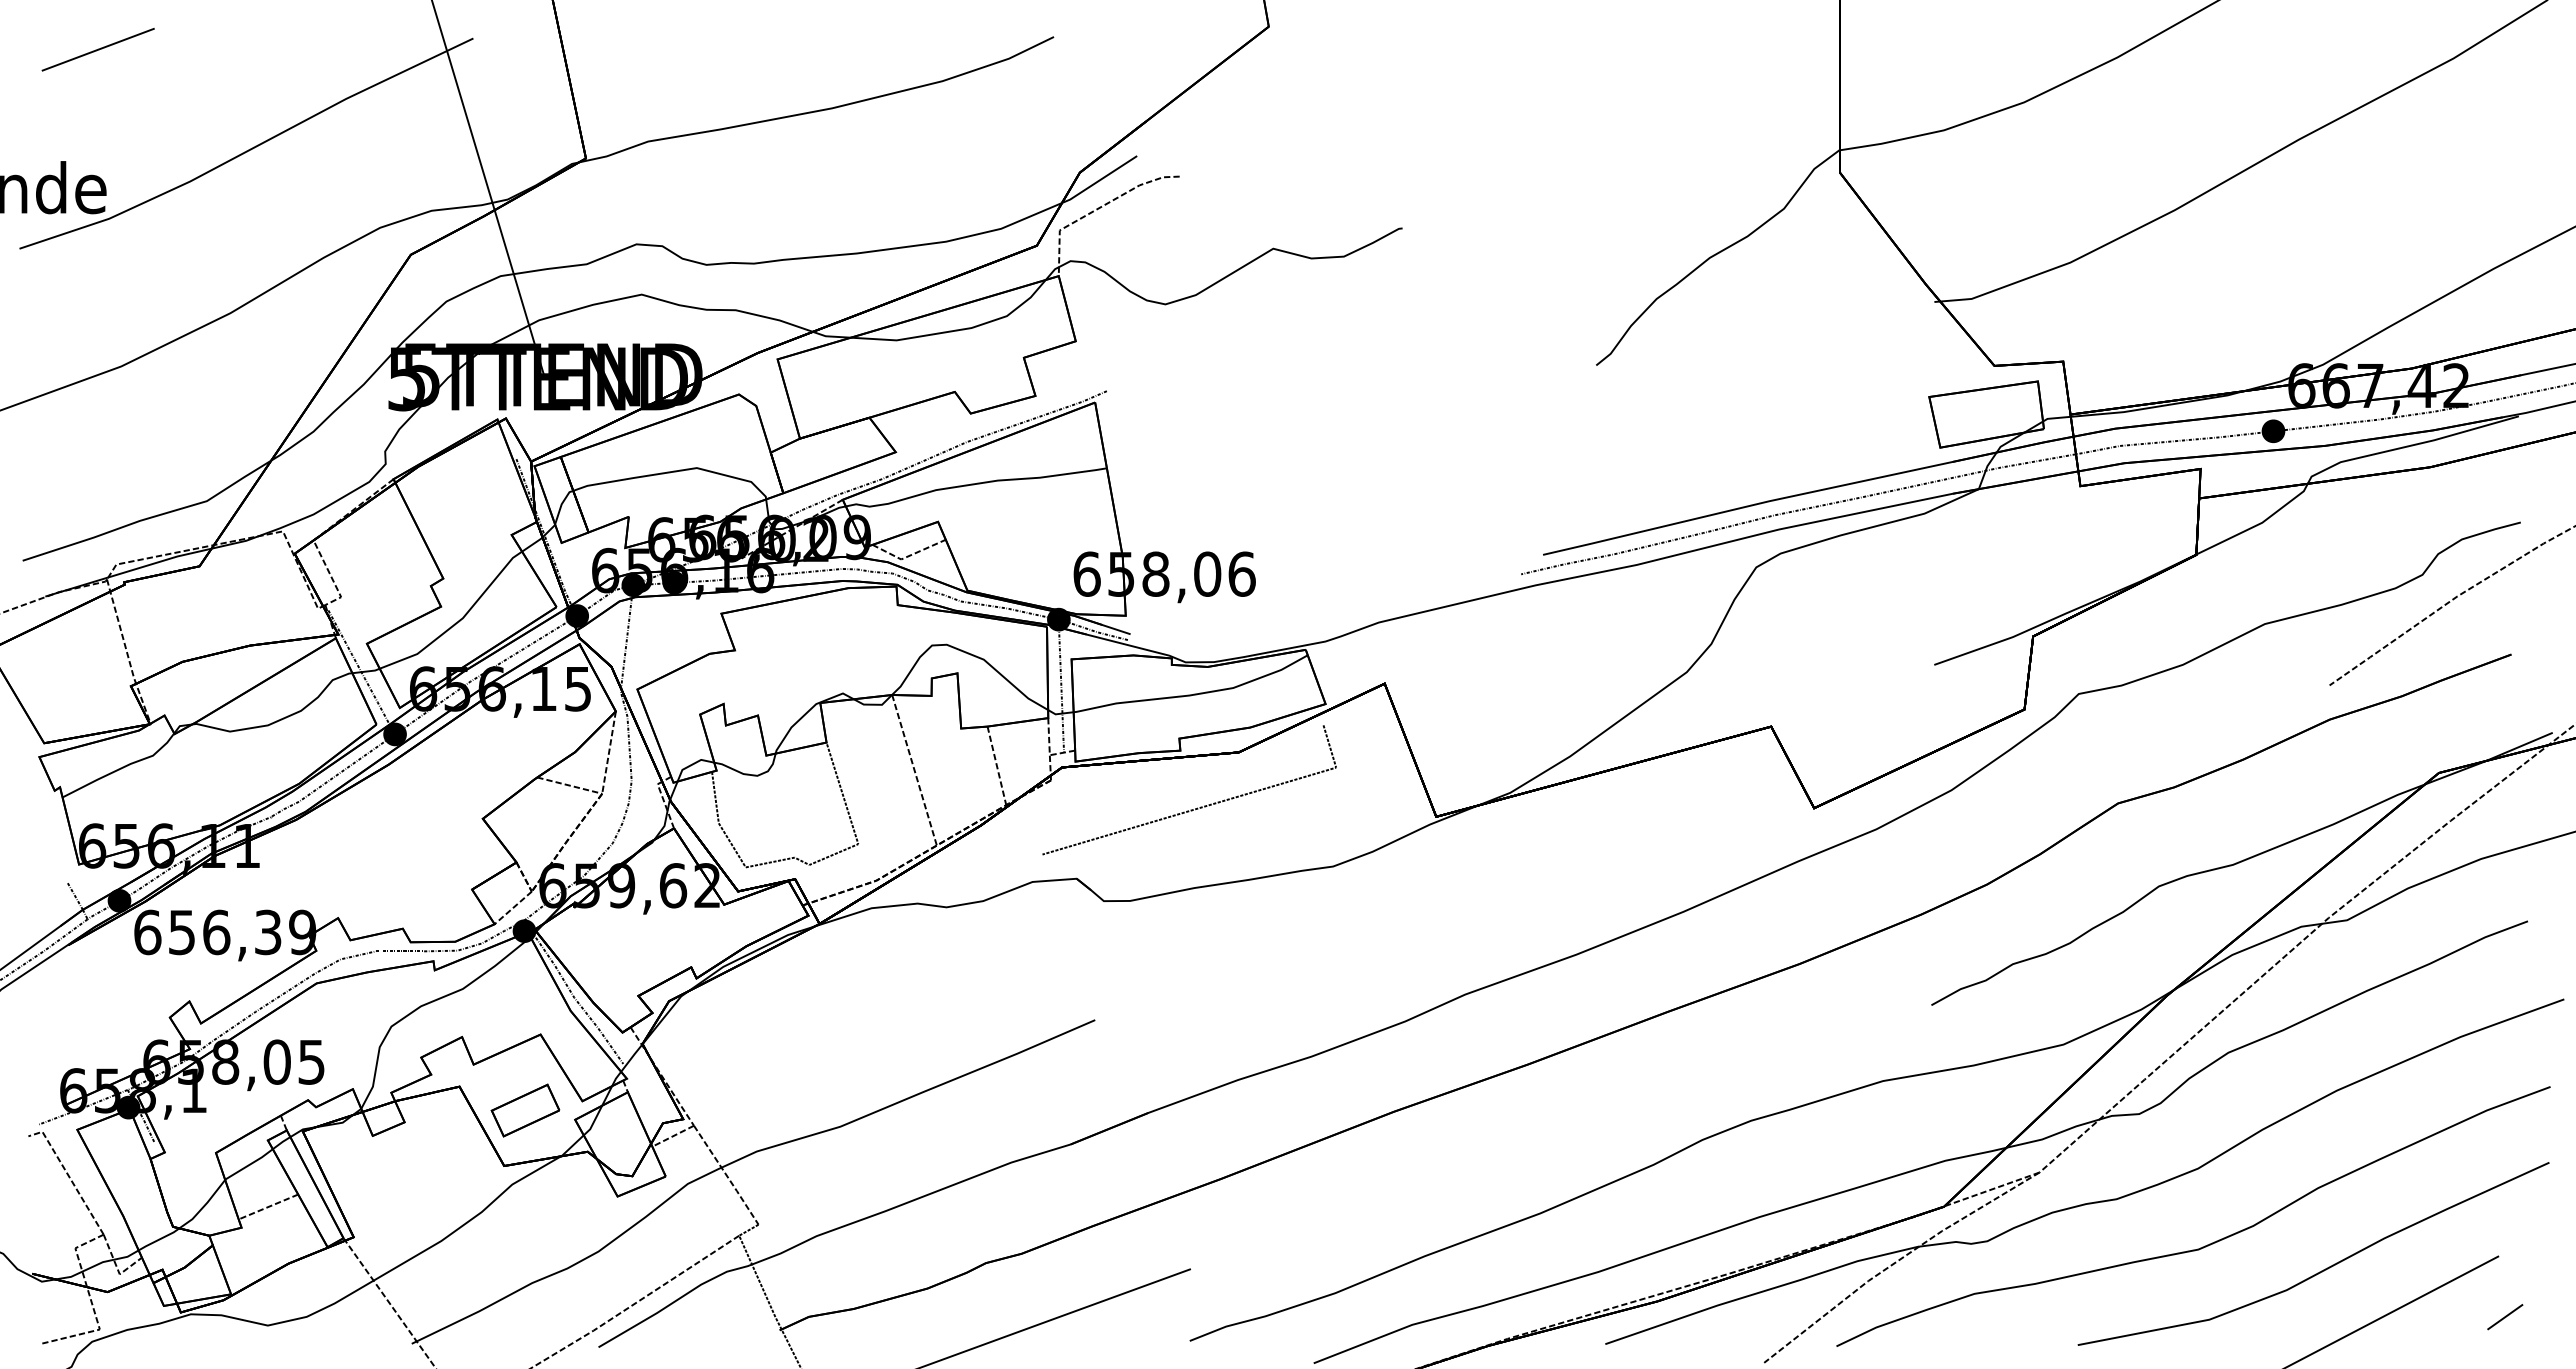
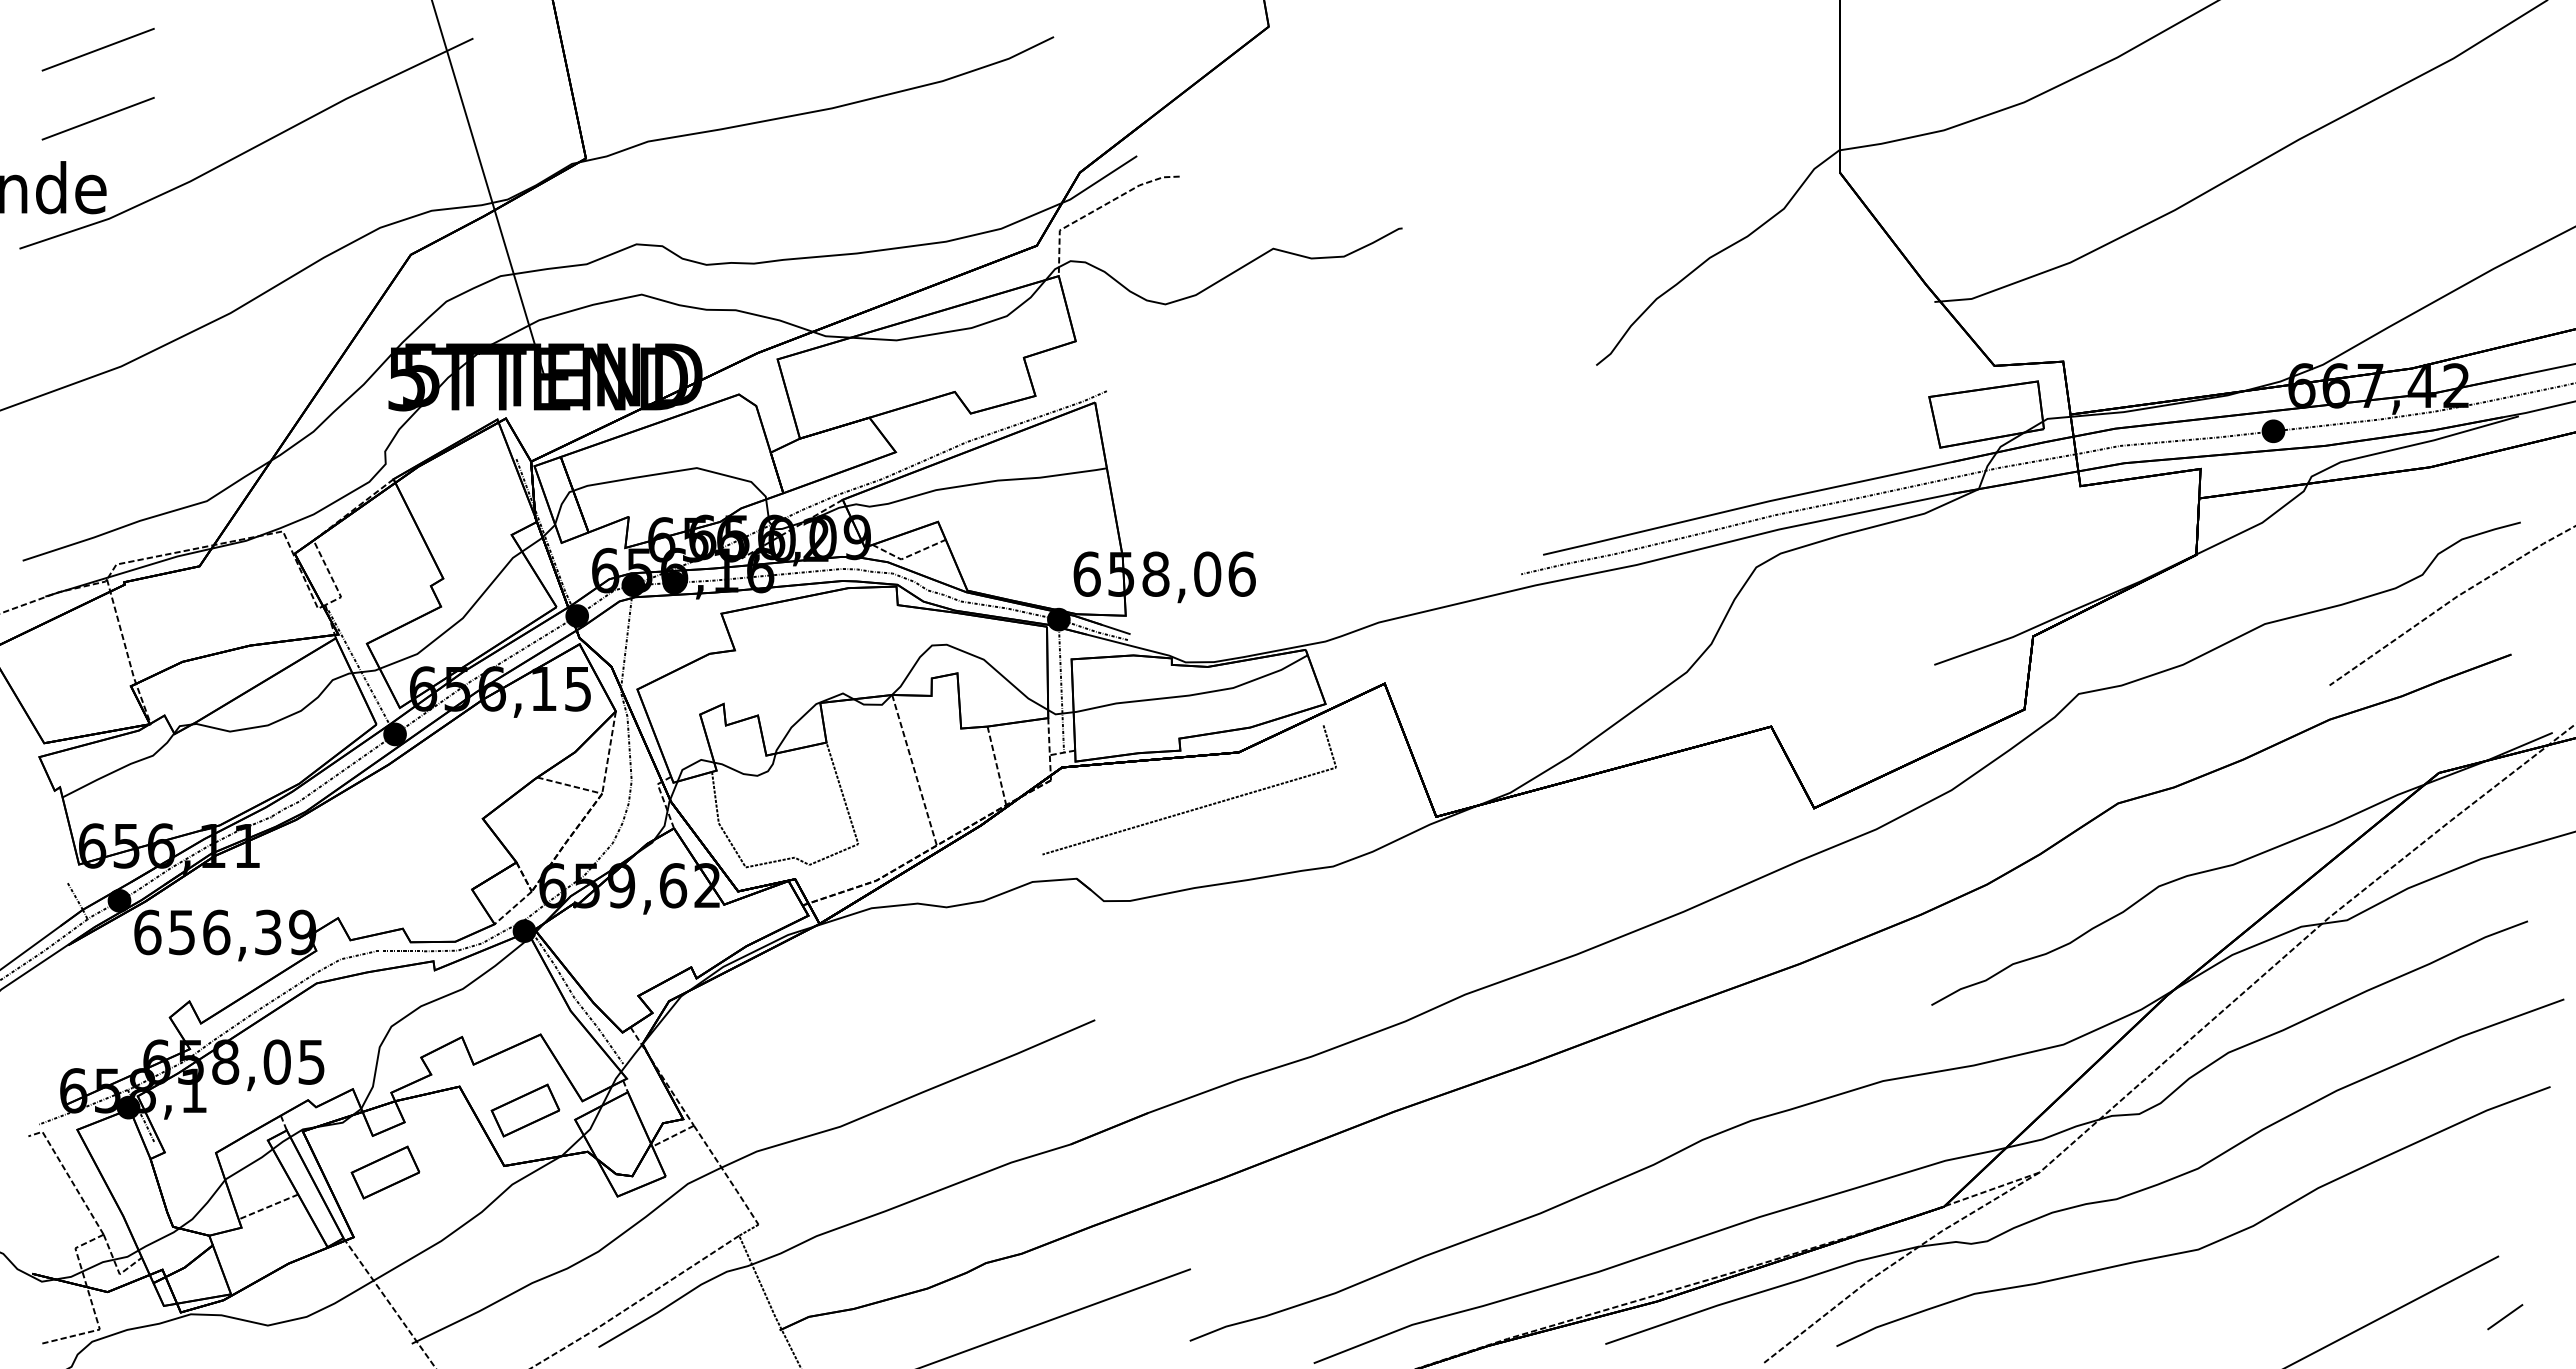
line: none -> present (97, 118)
part: none -> present (385, 1172)
curve: present -> none (2321, 1270)
